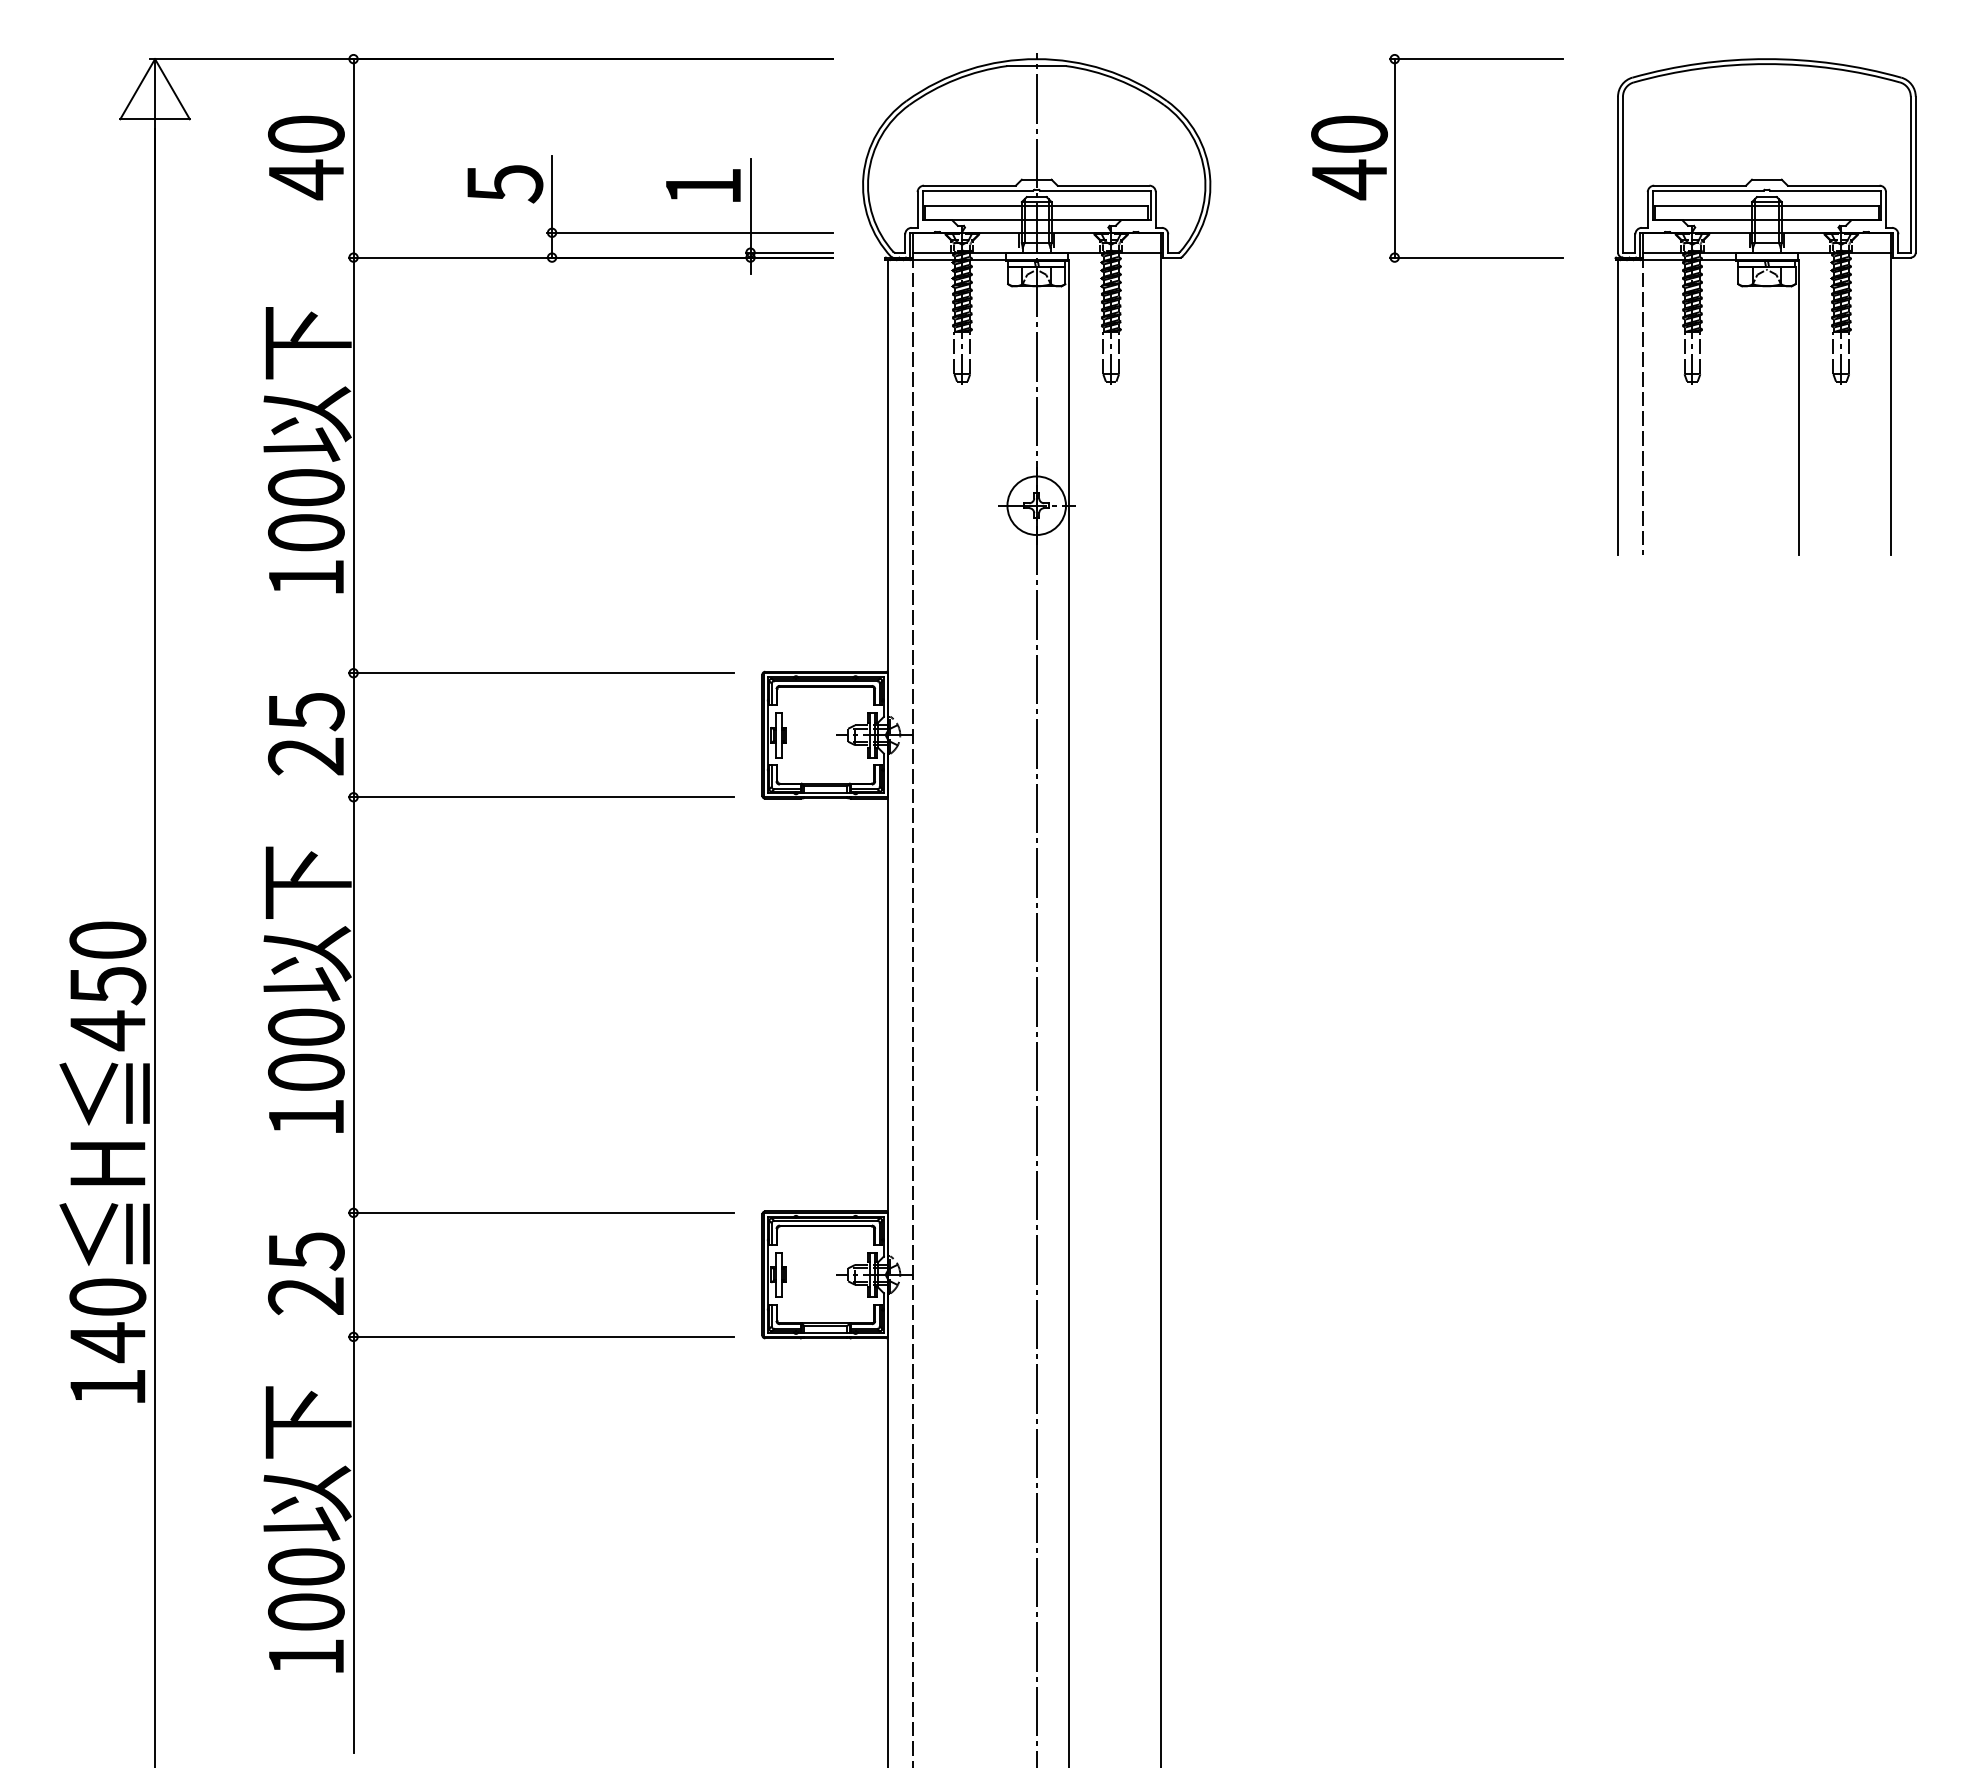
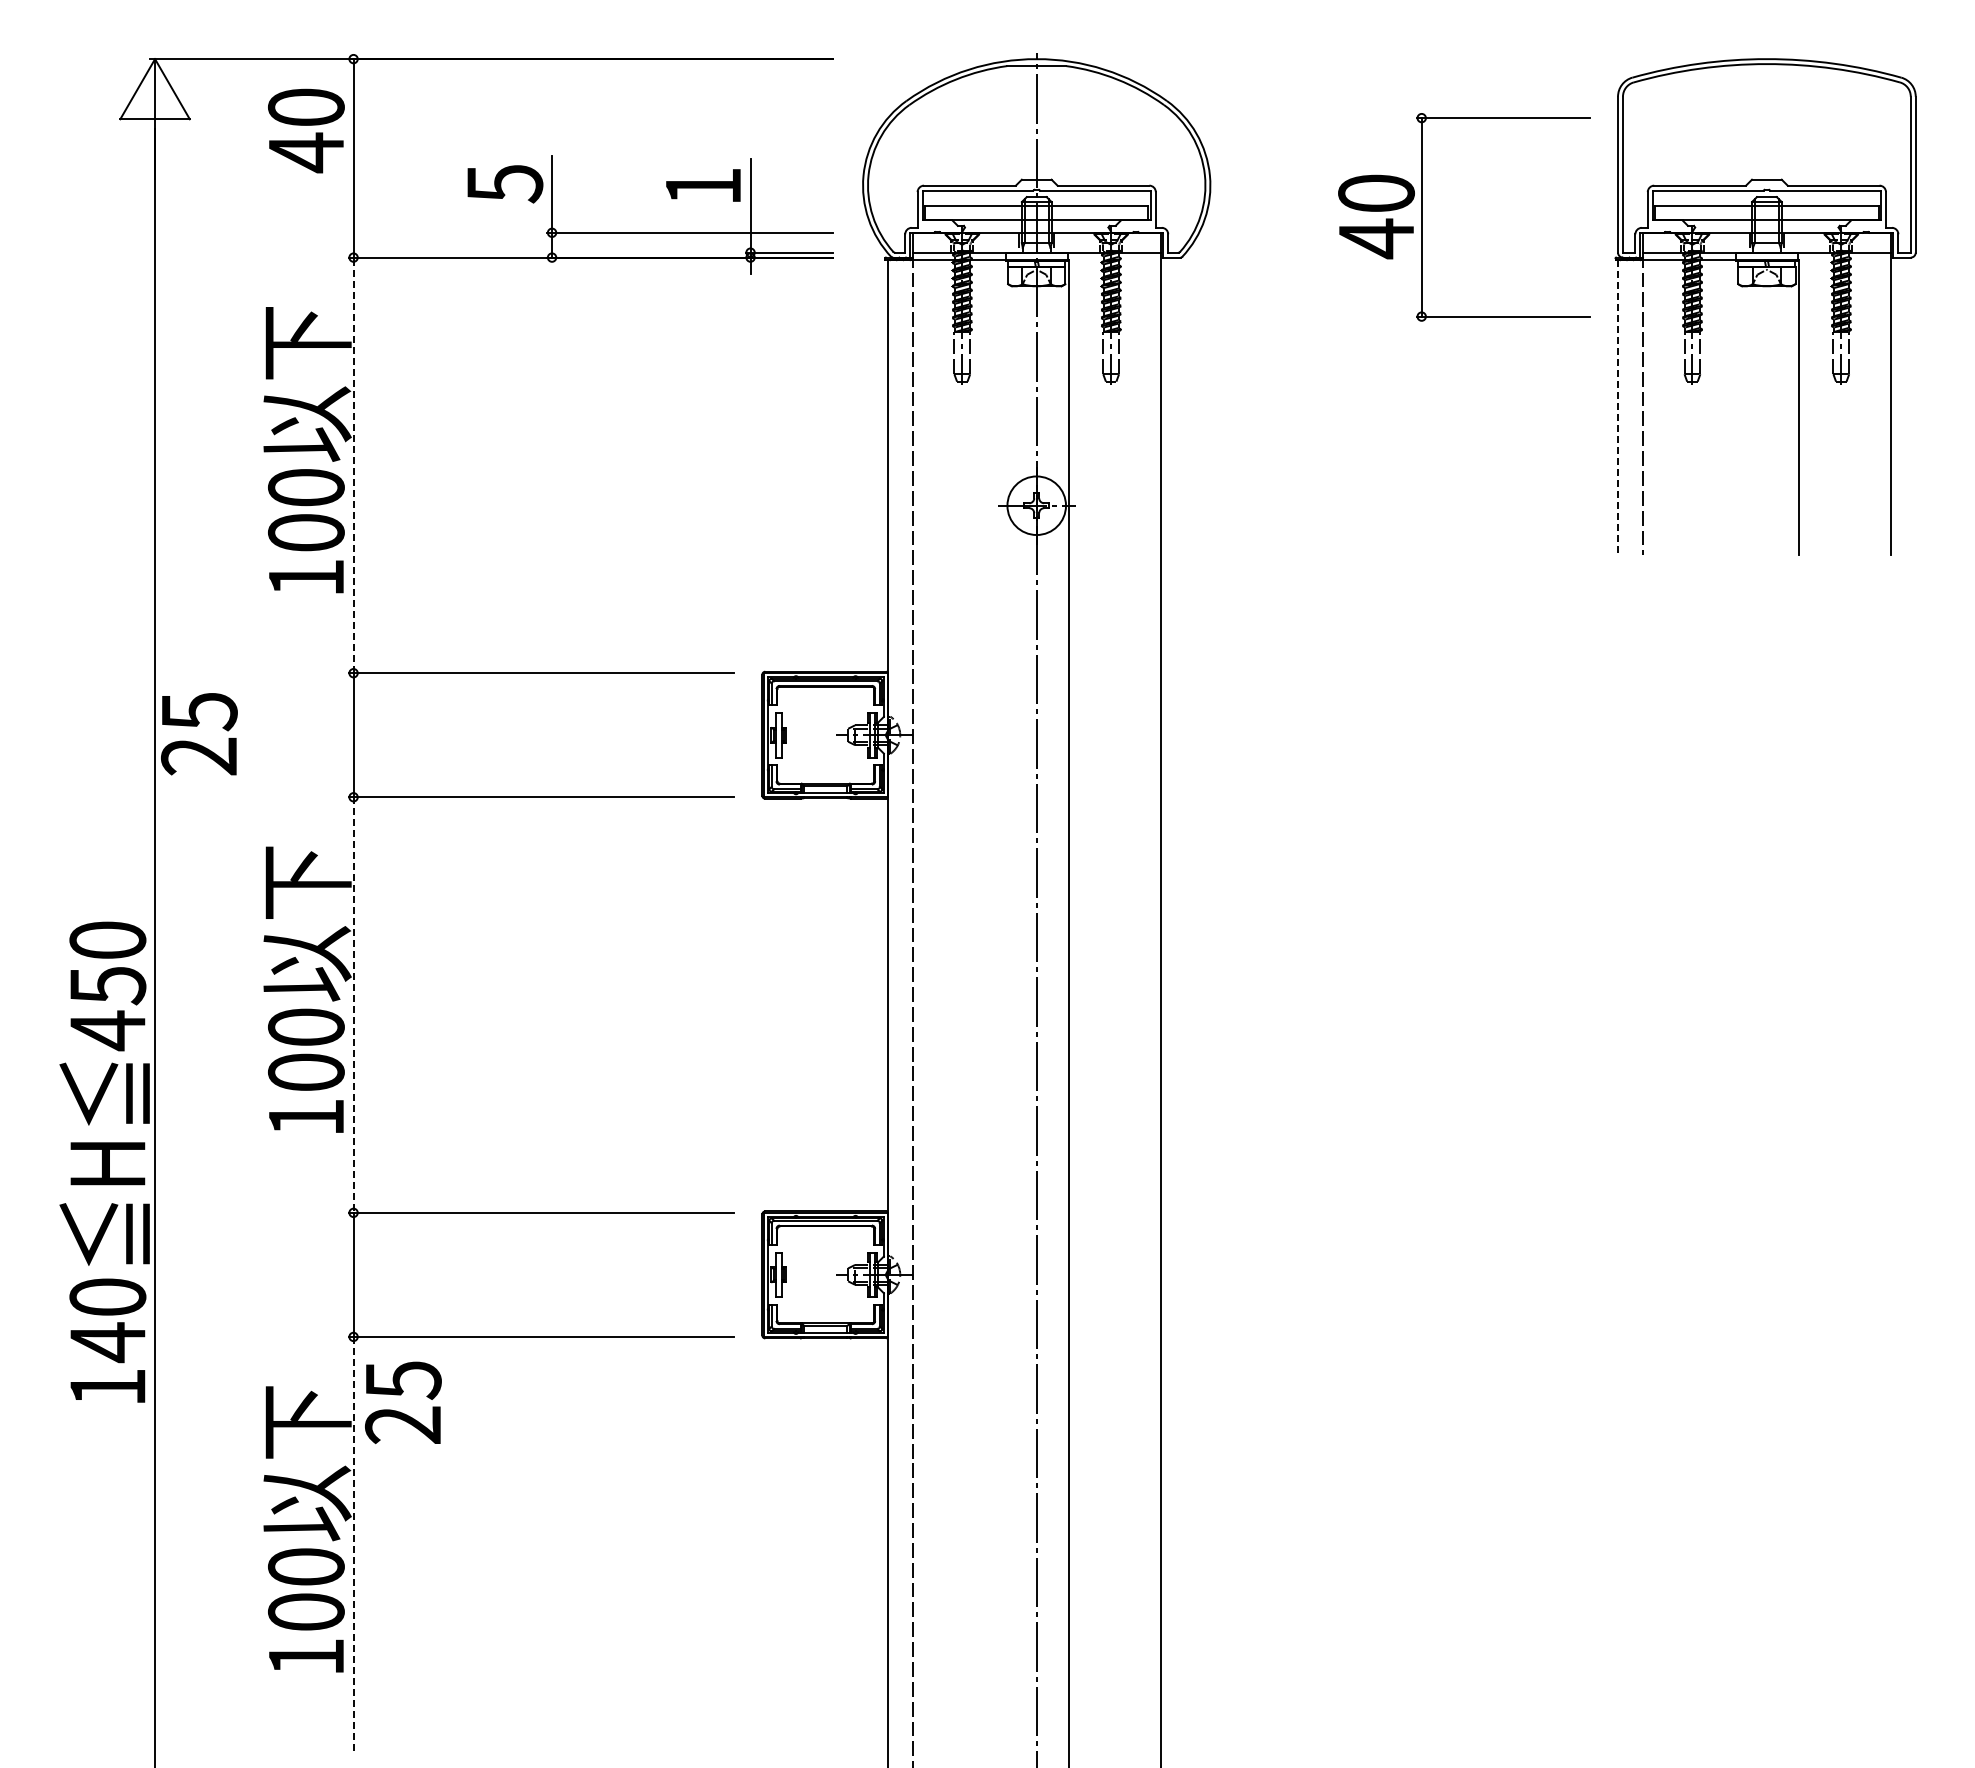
text position: (306, 157) -> (306, 130) (306, 130)
part position: (1395, 158) -> (1422, 217) (1422, 217)
line: solid -> dashed (1618, 407)
line: solid -> dashed (353, 465)
text position: (306, 734) -> (199, 734) (199, 734)
line: solid -> dashed (353, 1005)
text position: (306, 1273) -> (403, 1402) (403, 1402)
line: solid -> dashed (353, 1544)
